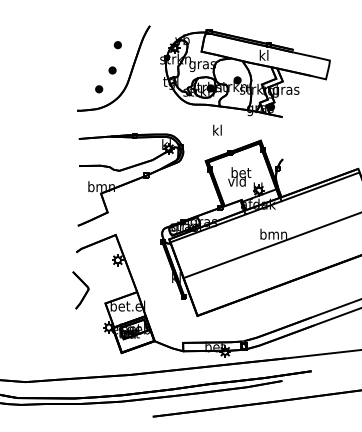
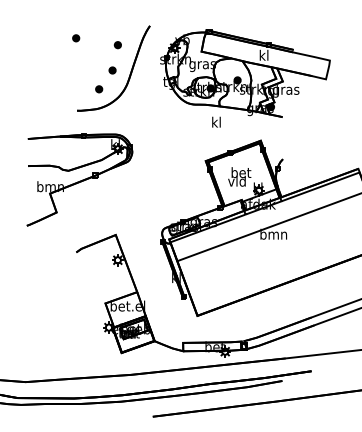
part: none -> present (76, 38)
text position: (217, 129) -> (216, 121) (216, 121)
part position: (130, 179) -> (79, 179) (79, 179)
line position: (270, 245) -> (267, 227) (267, 227)
part: present -> none (80, 290)
